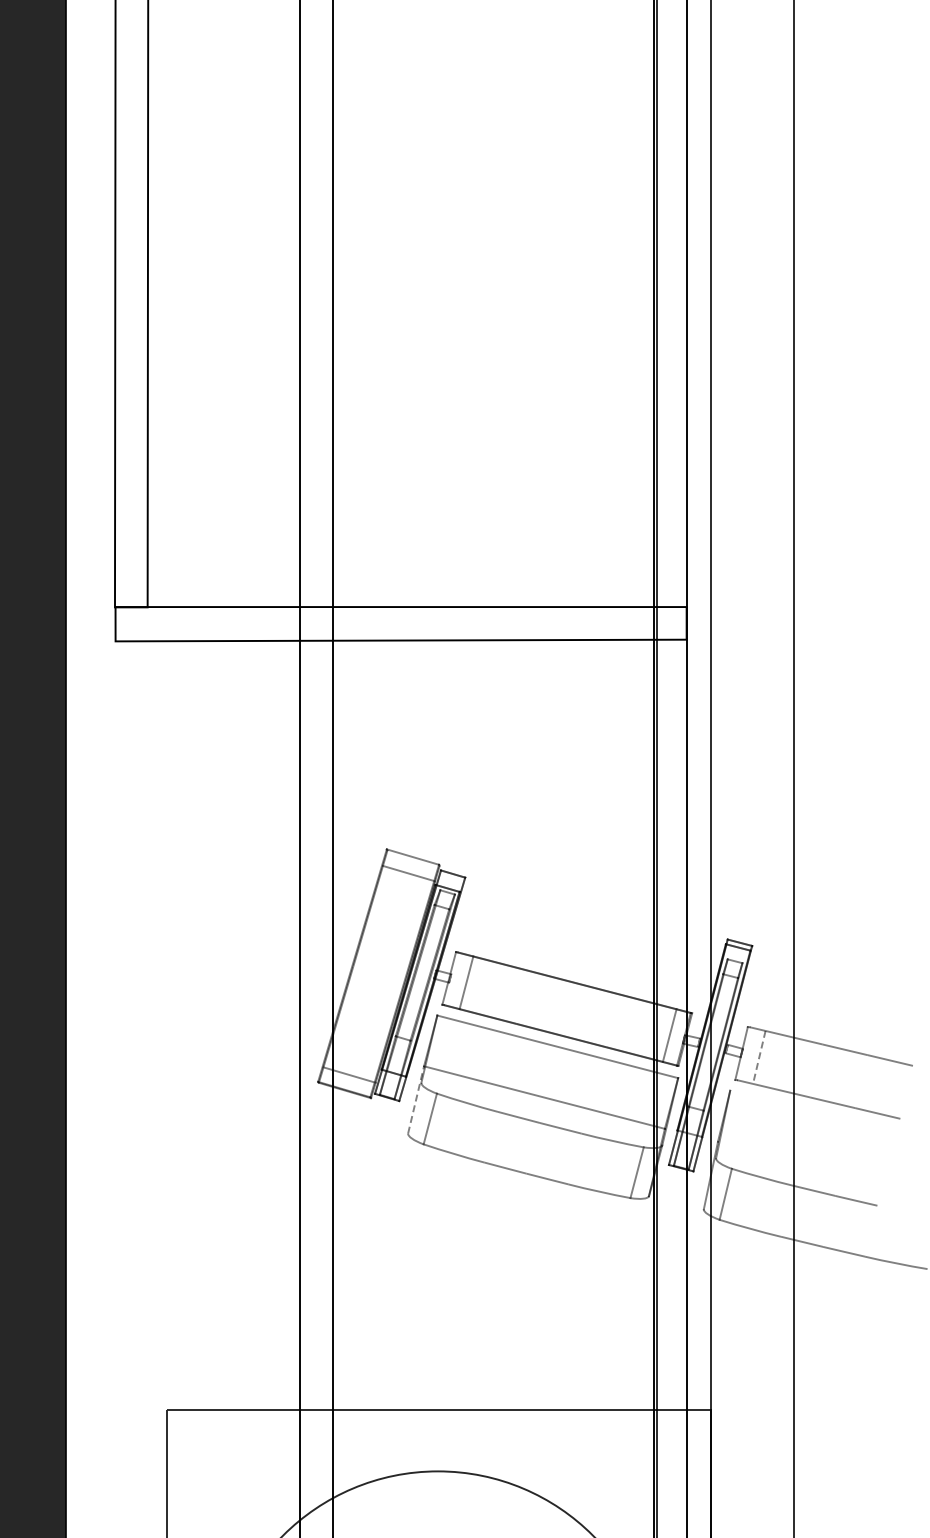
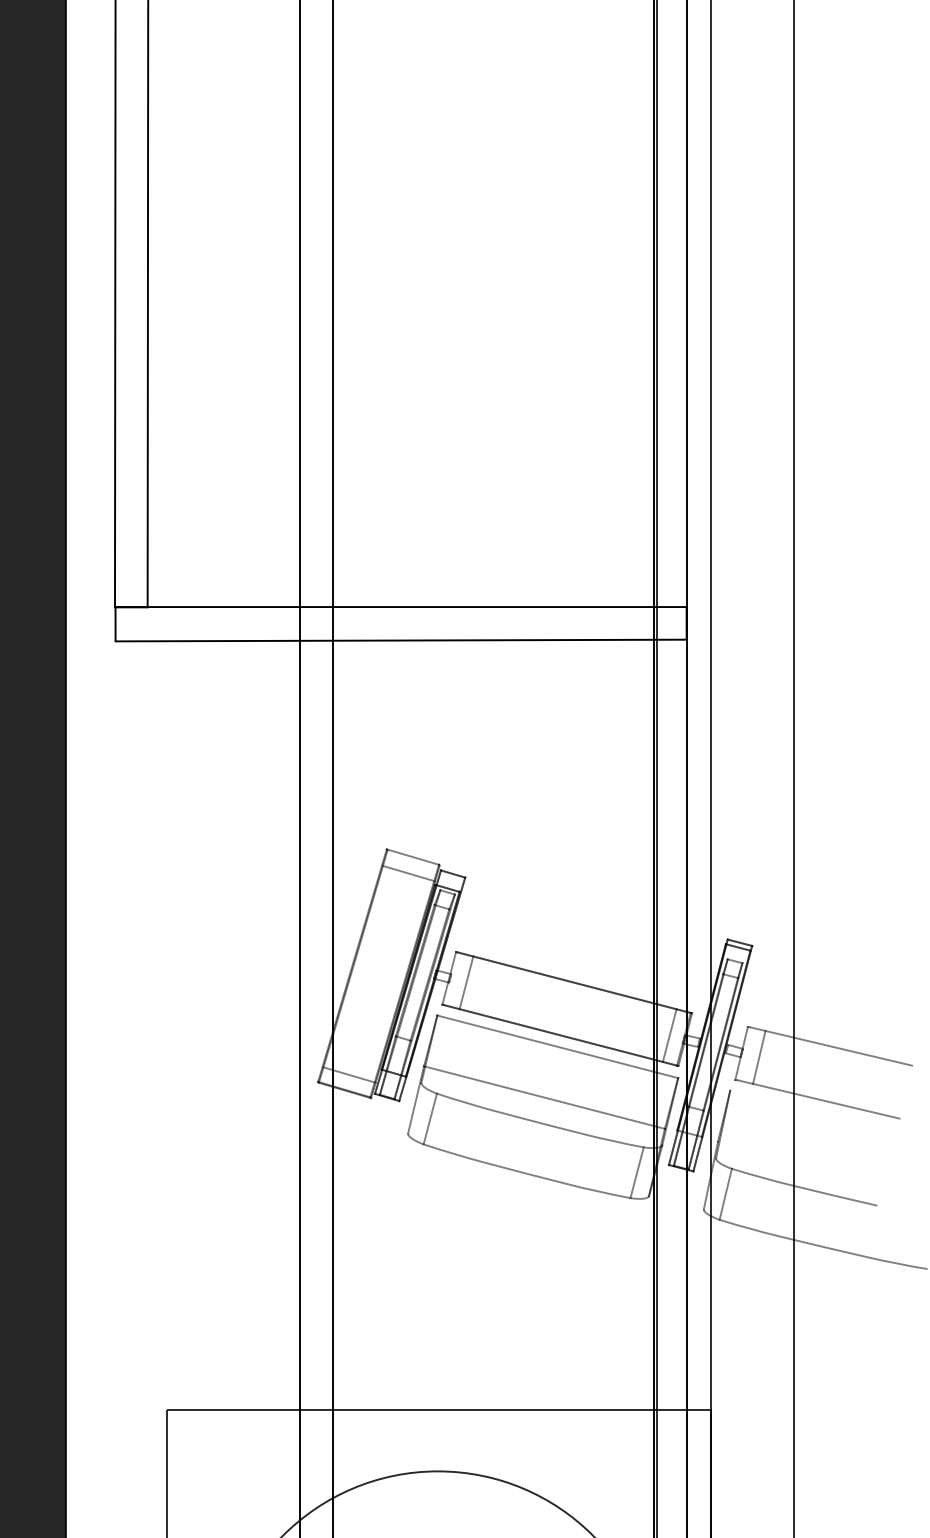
line: dashed -> solid (759, 1057)
line: dashed -> solid (416, 1099)
